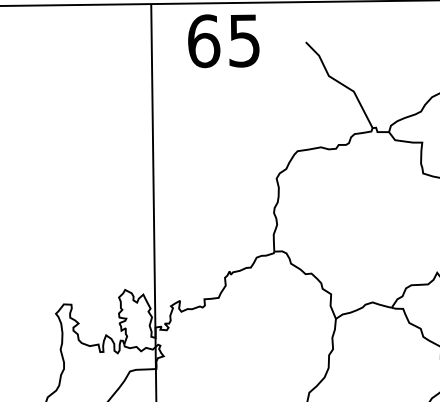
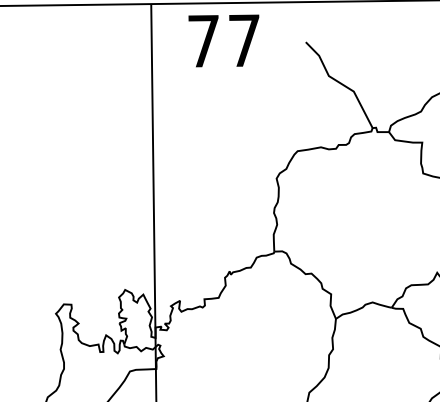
text: 65 -> 77 (223, 41)
